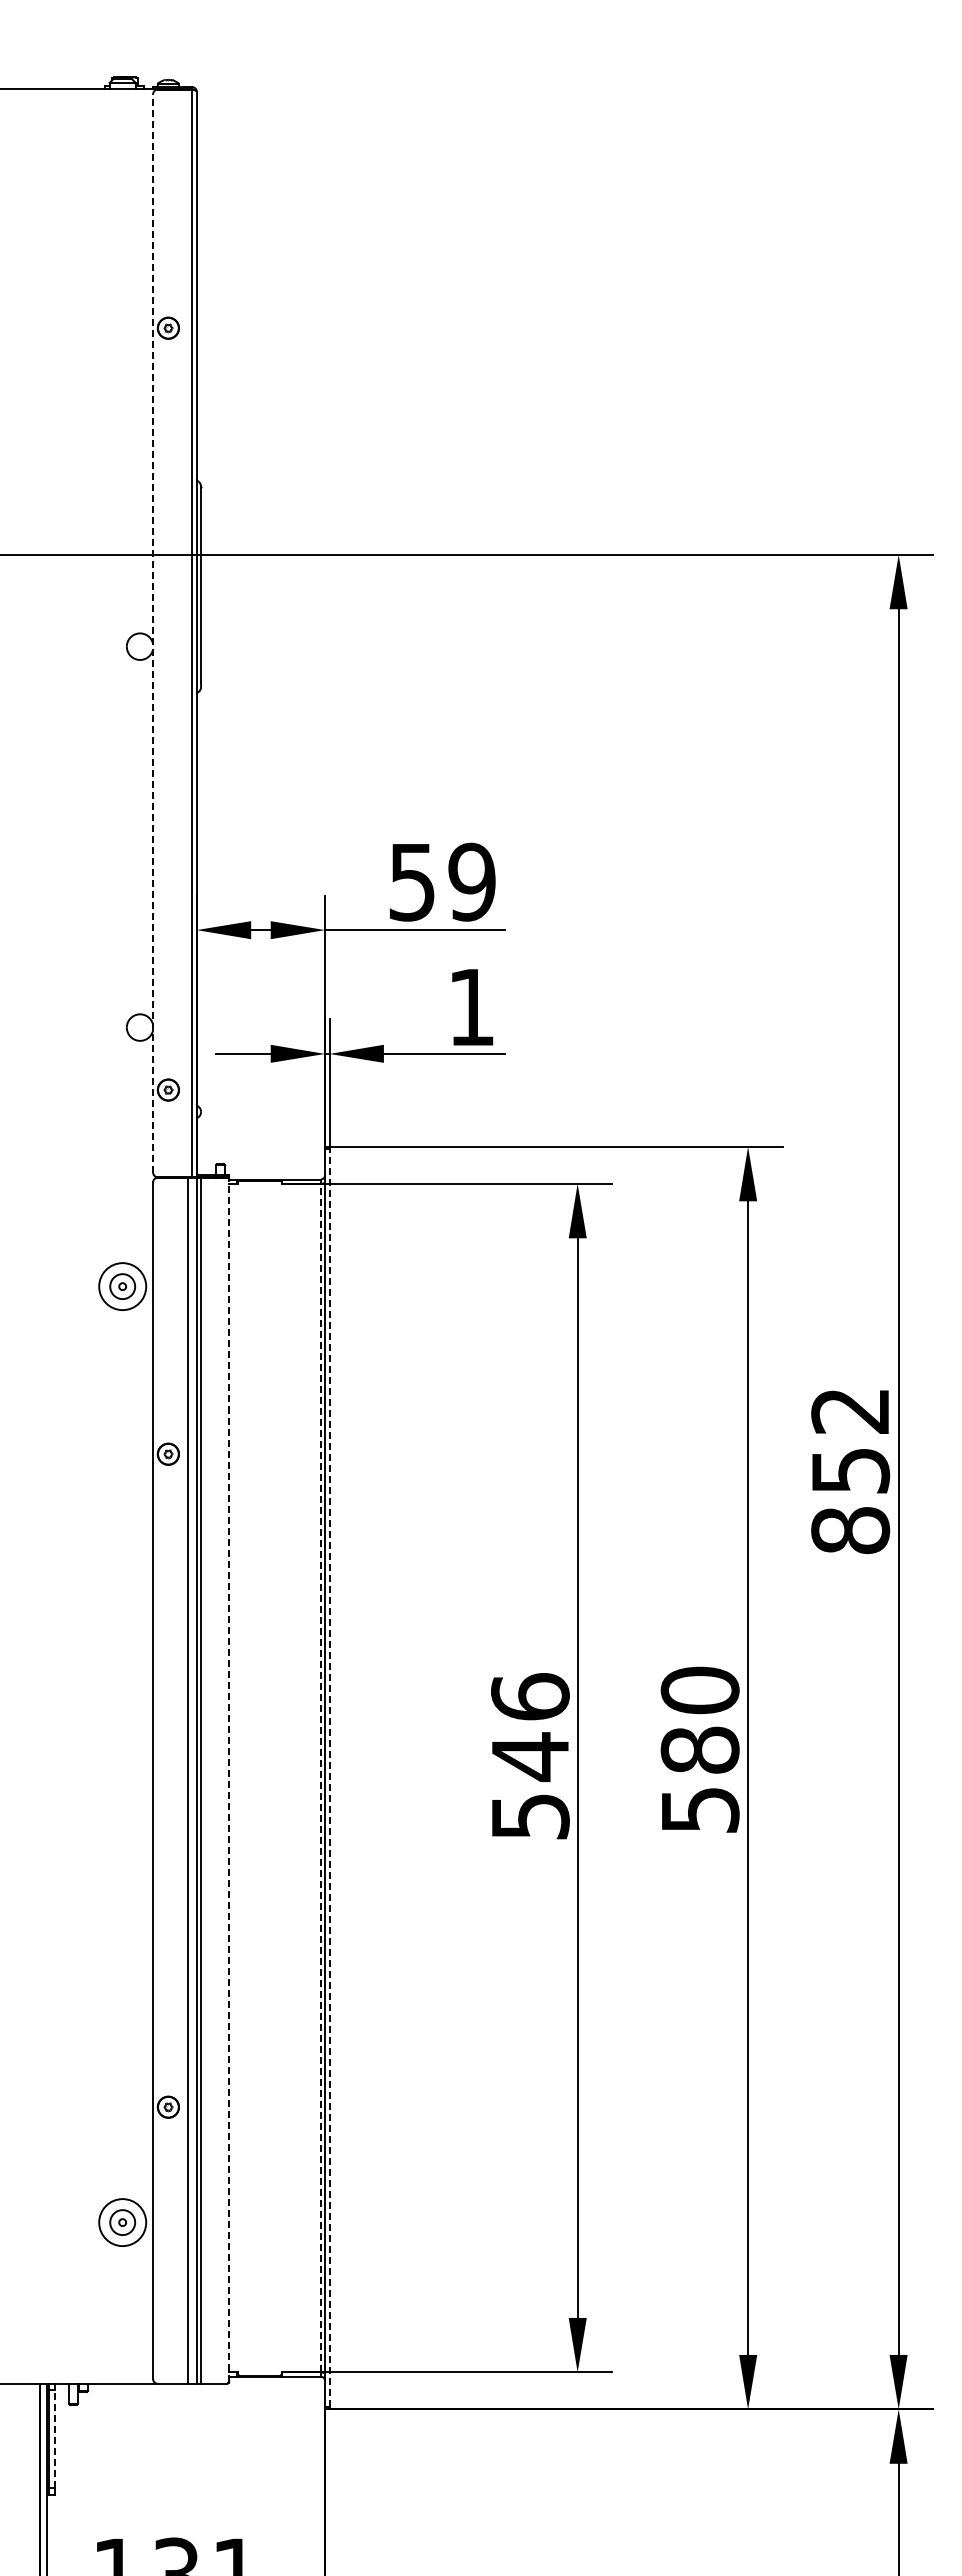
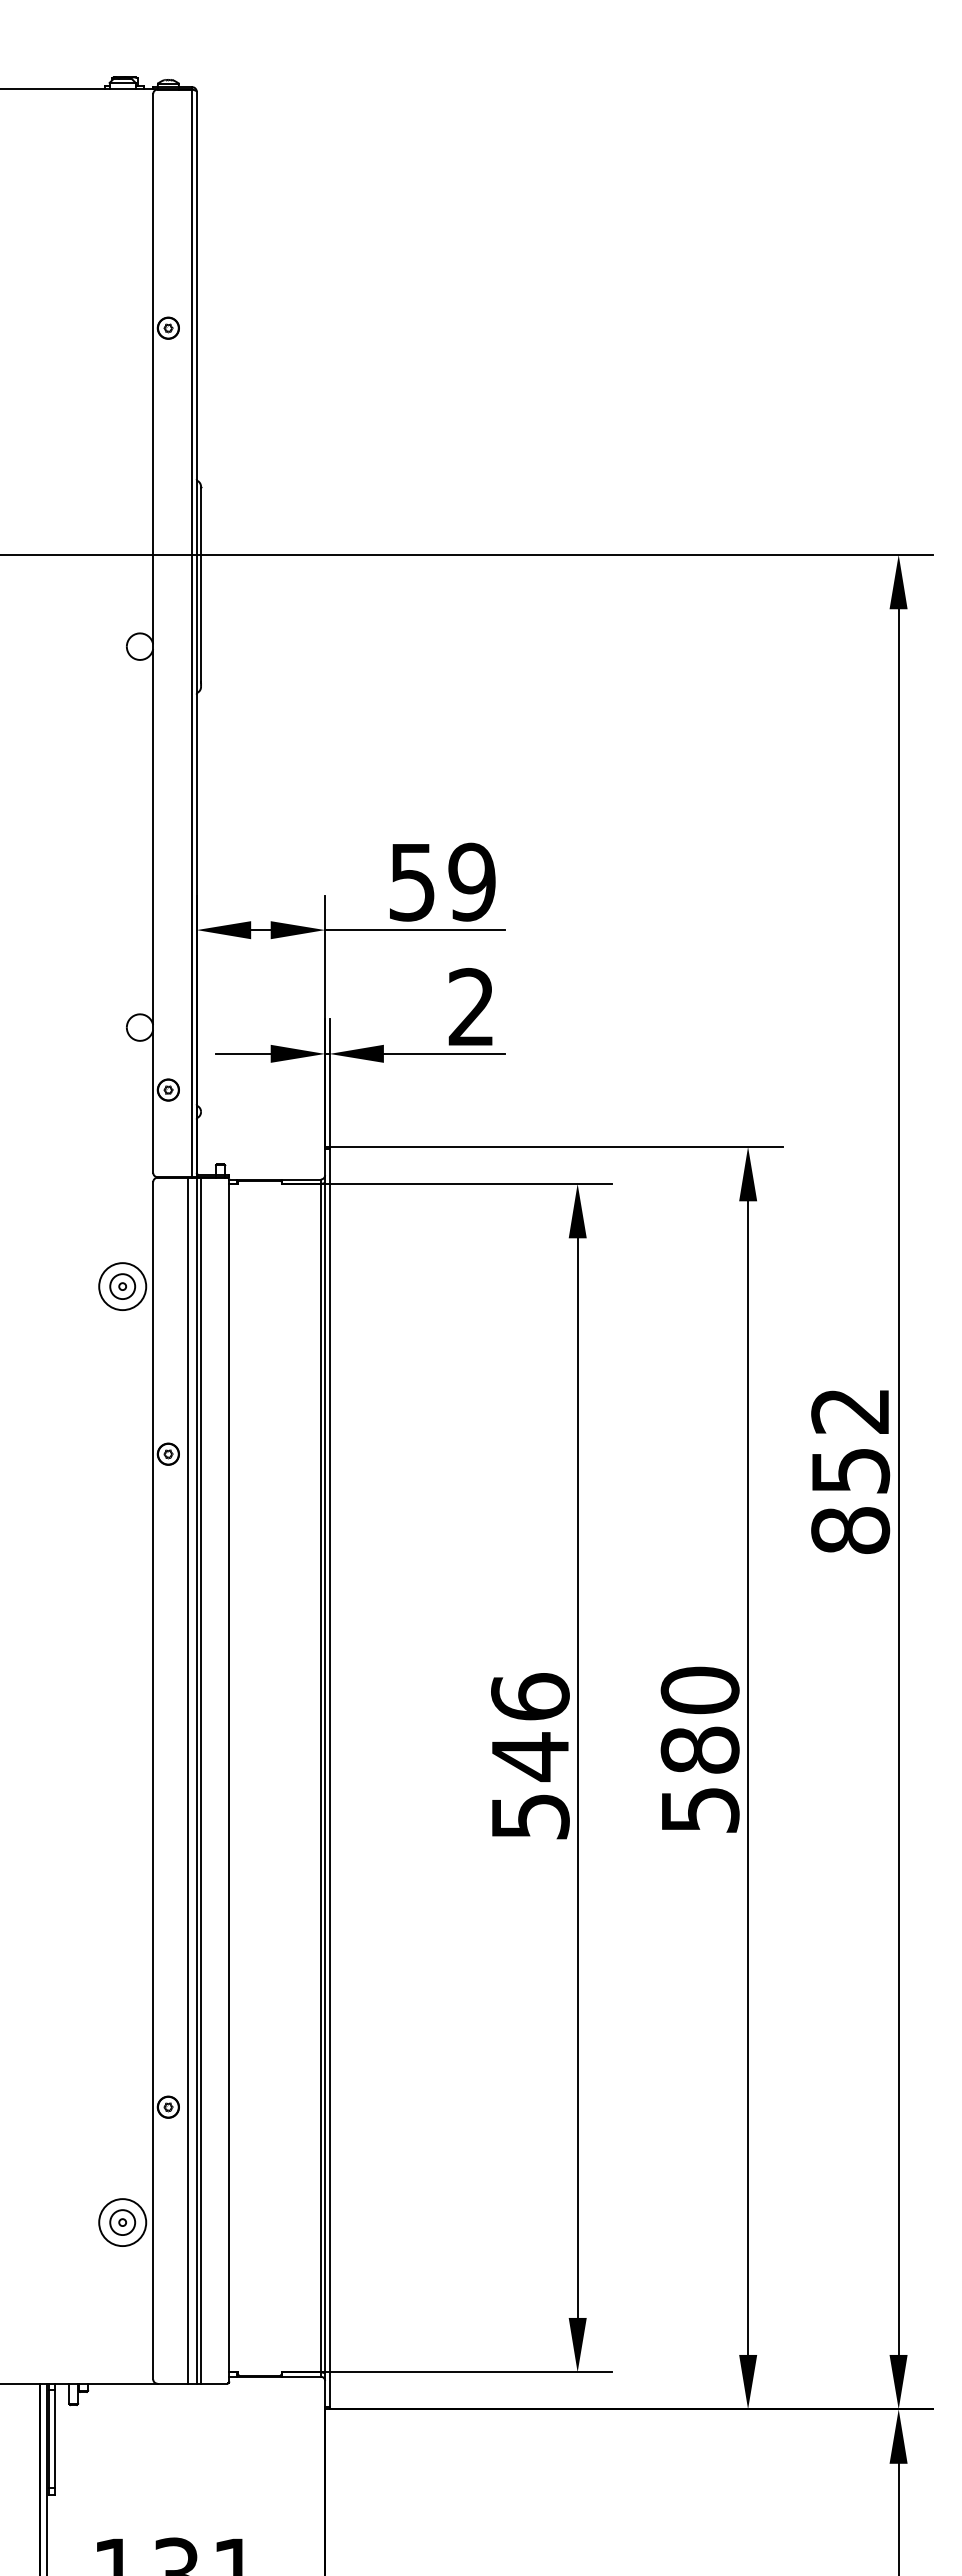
line: dashed -> solid (153, 632)
text: 1 -> 2 (470, 1006)
line: dashed -> solid (320, 1777)
line: dashed -> solid (329, 1777)
line: dashed -> solid (229, 1780)
line: dashed -> solid (55, 2439)
